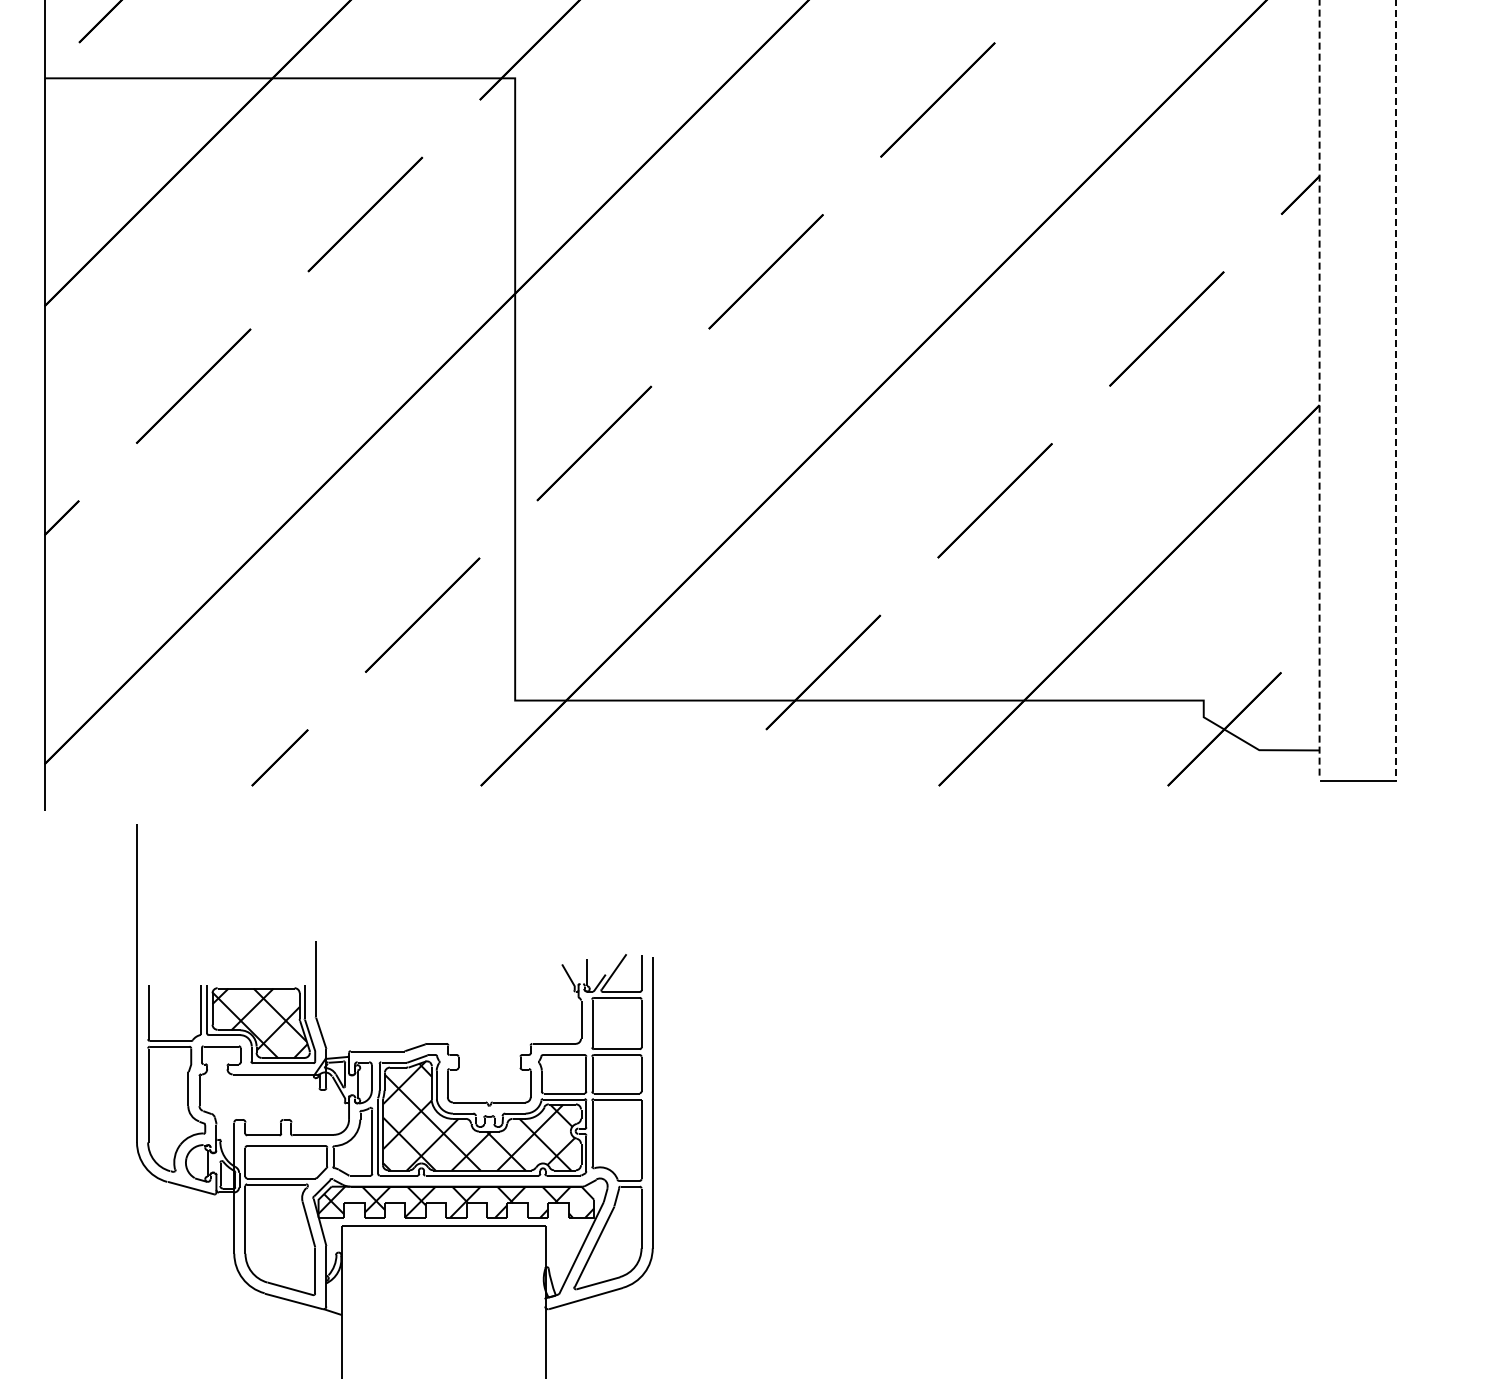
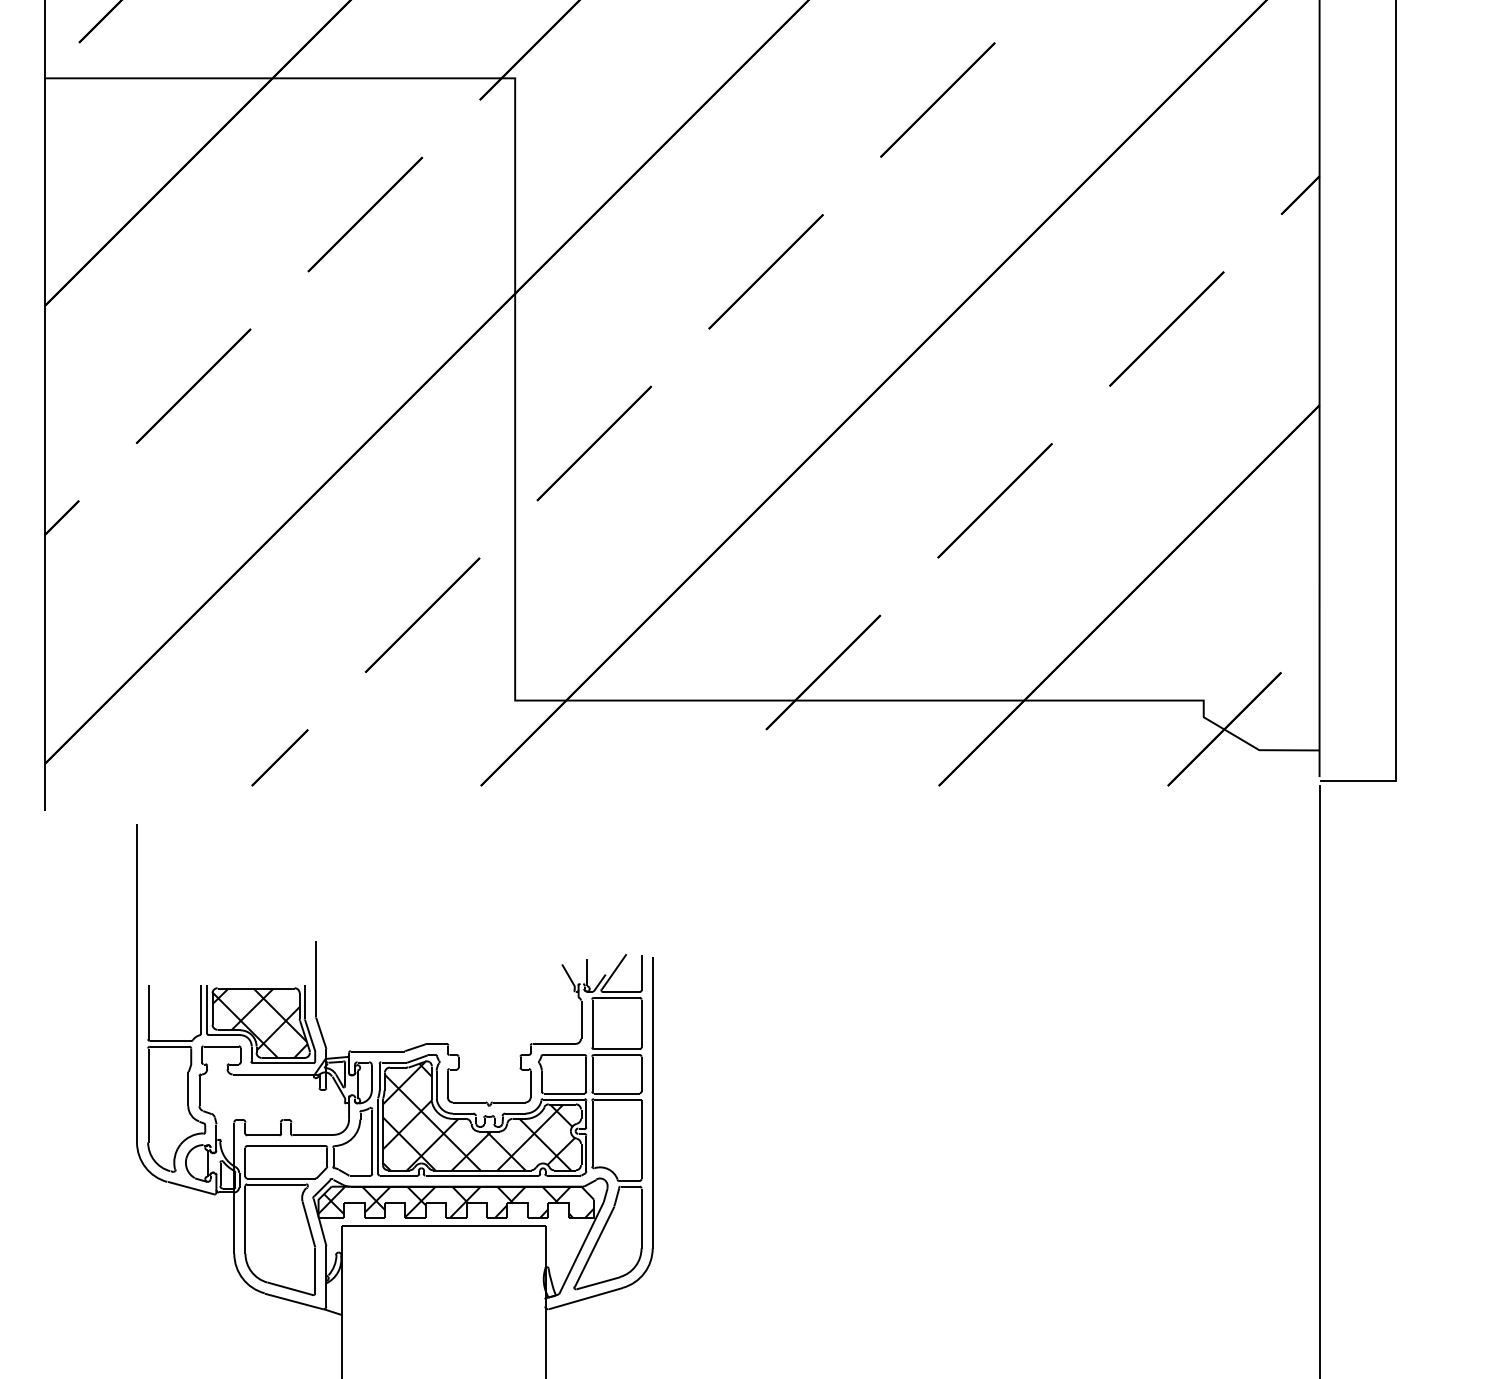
line: dashed -> solid (1319, 389)
line: dashed -> solid (1396, 391)
line: none -> present (1319, 1080)
